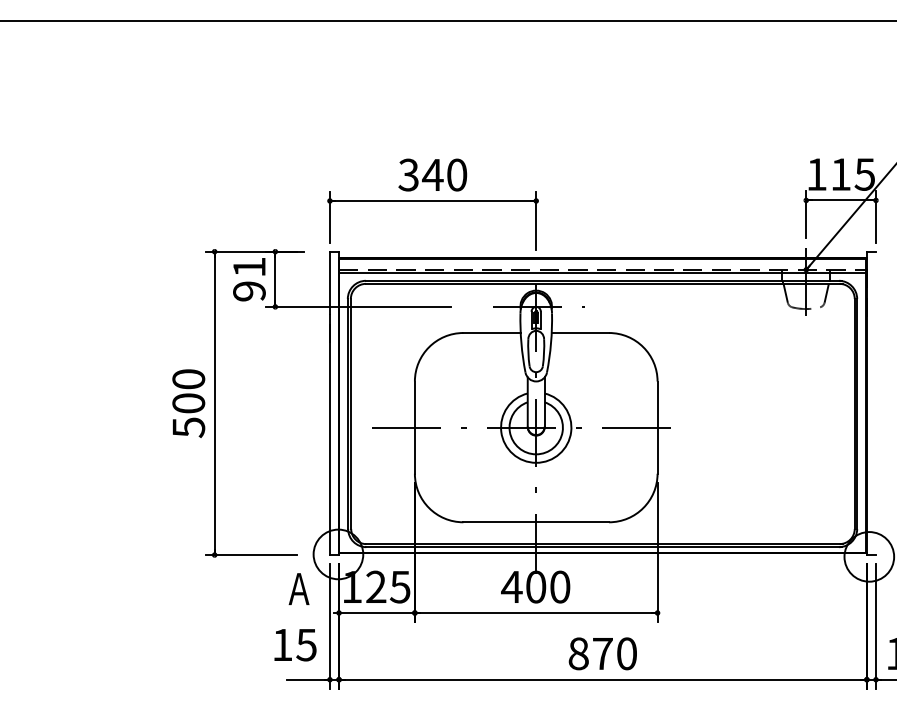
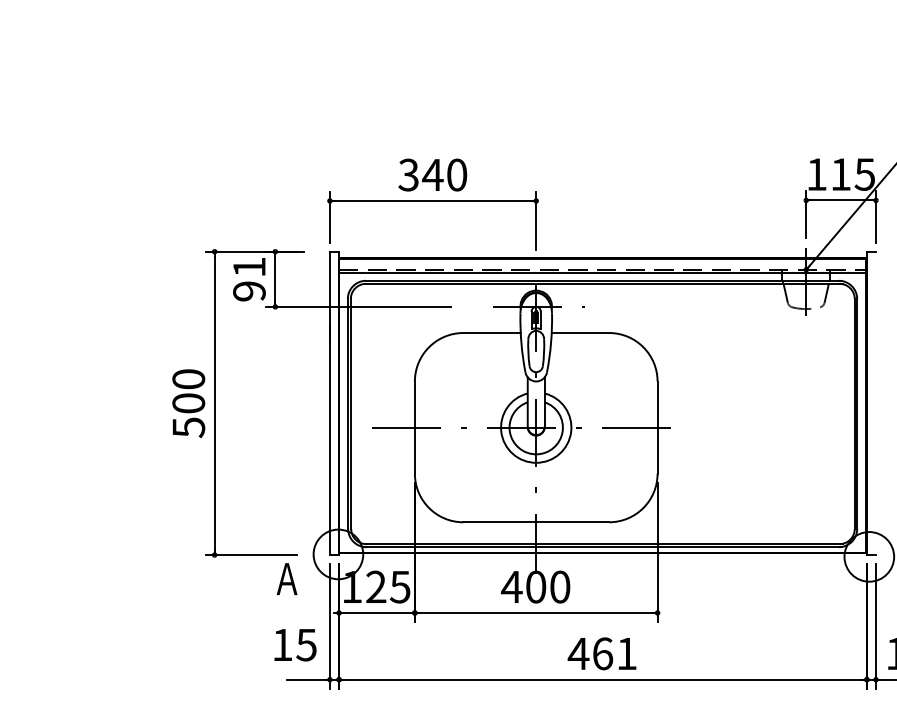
line: present -> none (447, 21)
text position: (298, 588) -> (286, 578) (286, 578)
text: 870 -> 461 (601, 653)
